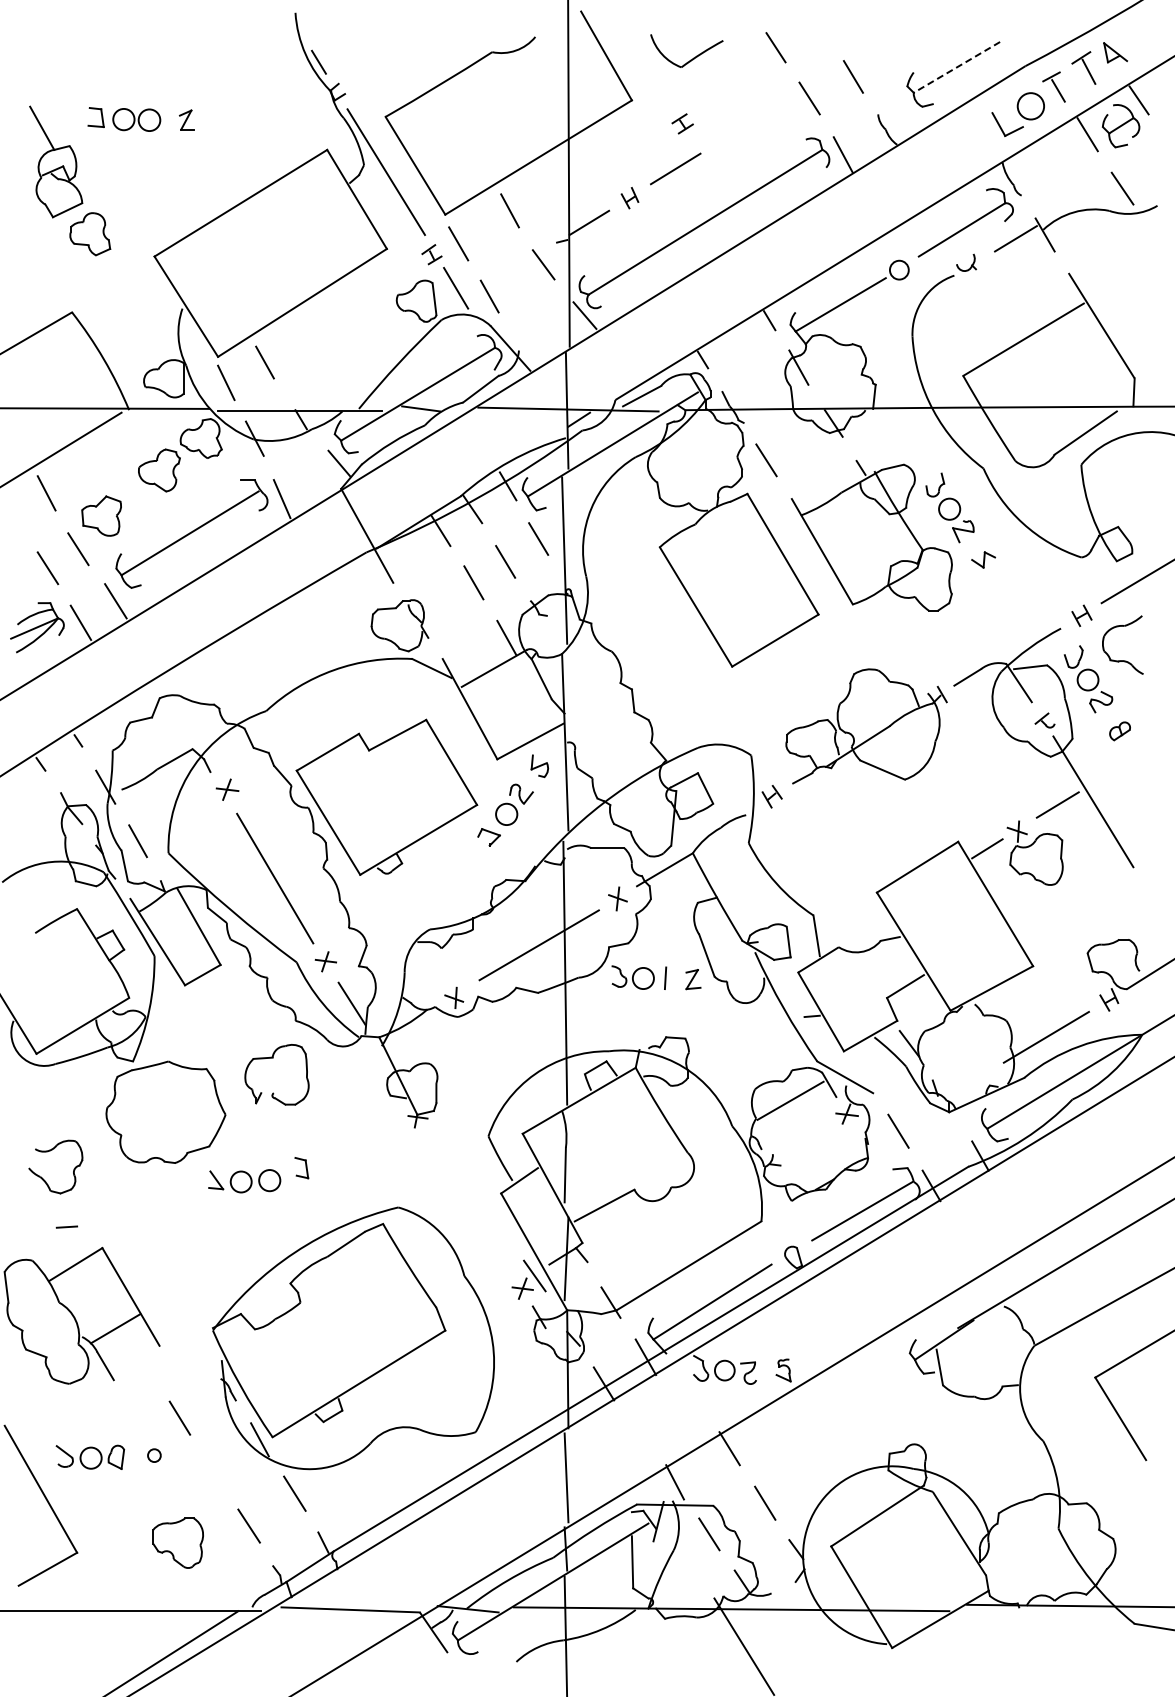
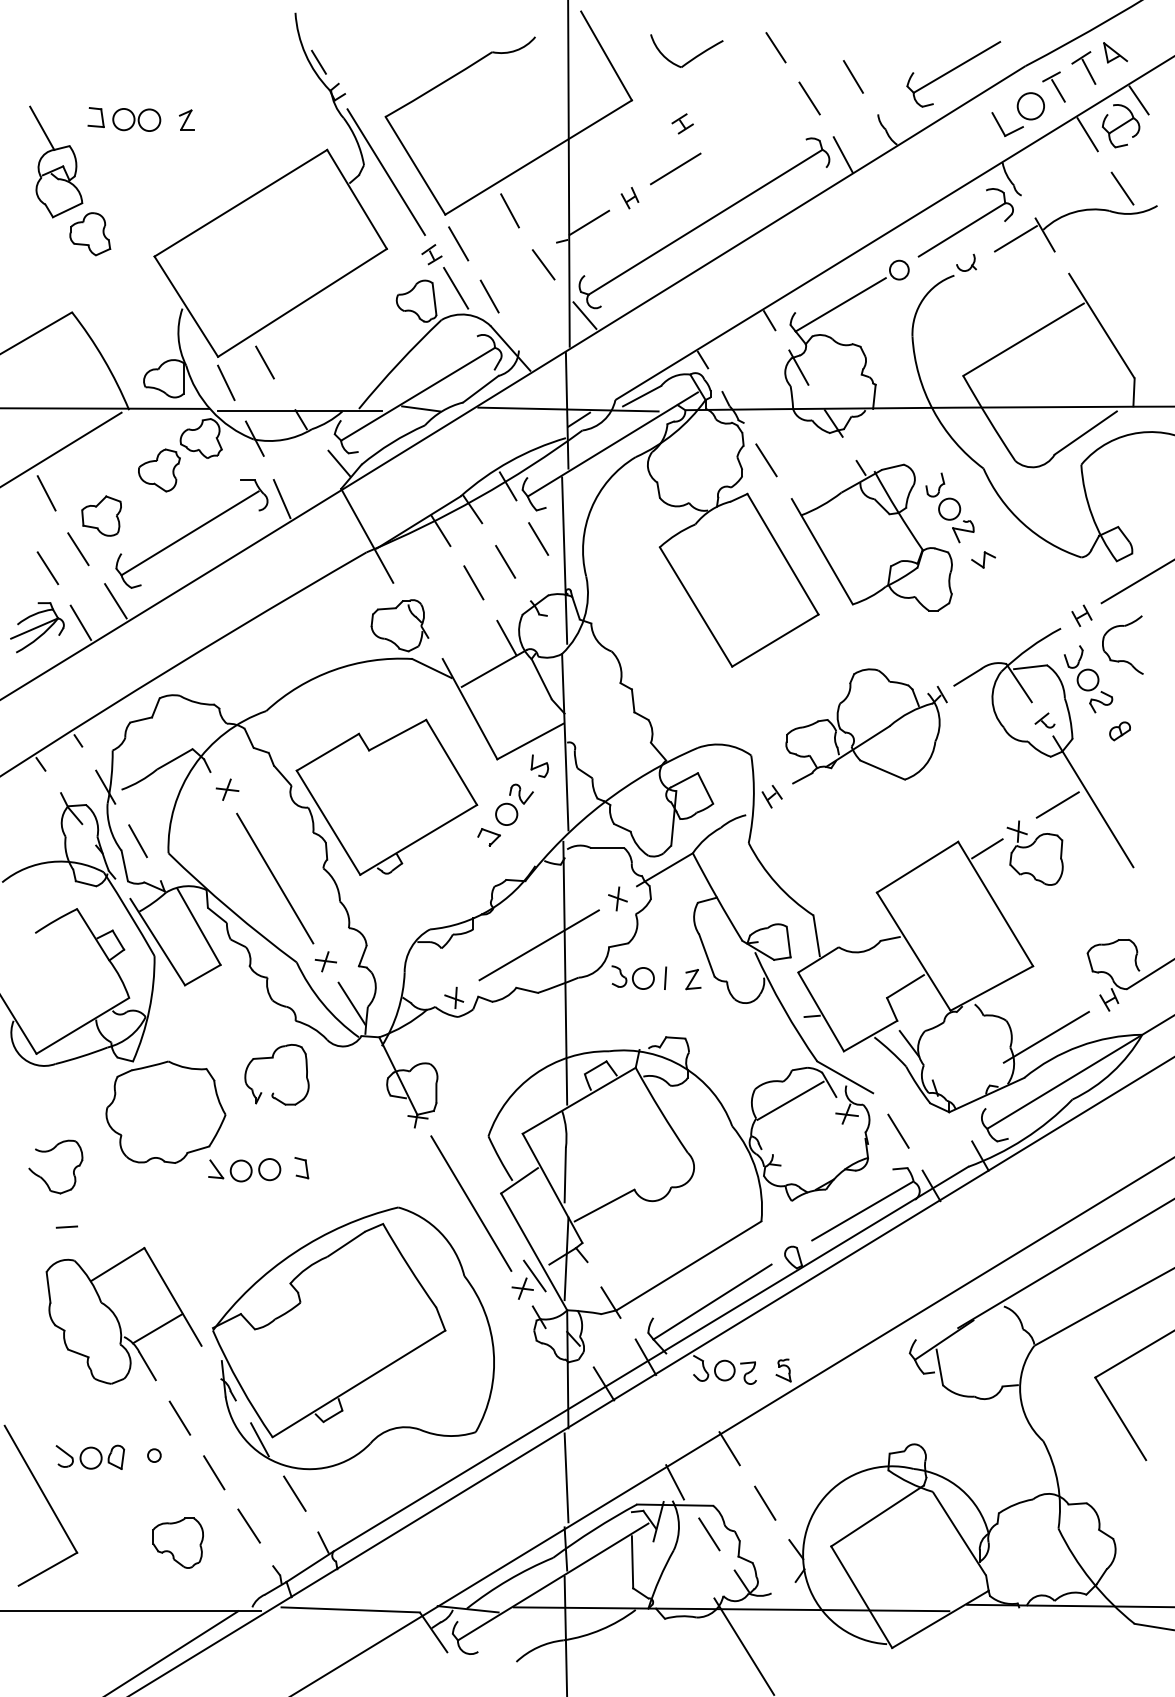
line: dashed -> solid (956, 67)
part position: (244, 1181) -> (244, 1170) (244, 1170)
line: none -> present (471, 1203)
part position: (81, 1315) -> (123, 1315) (123, 1315)
line: none -> present (214, 1472)
